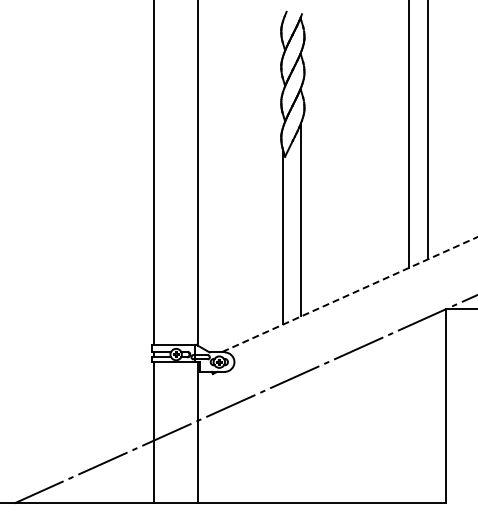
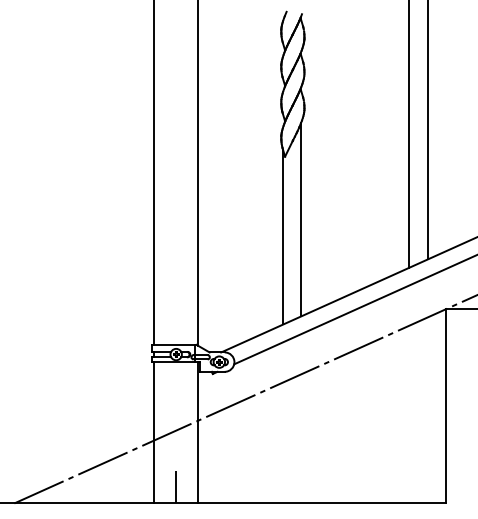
line: dashed -> solid (348, 295)
line: none -> present (354, 310)
line: none -> present (176, 487)
